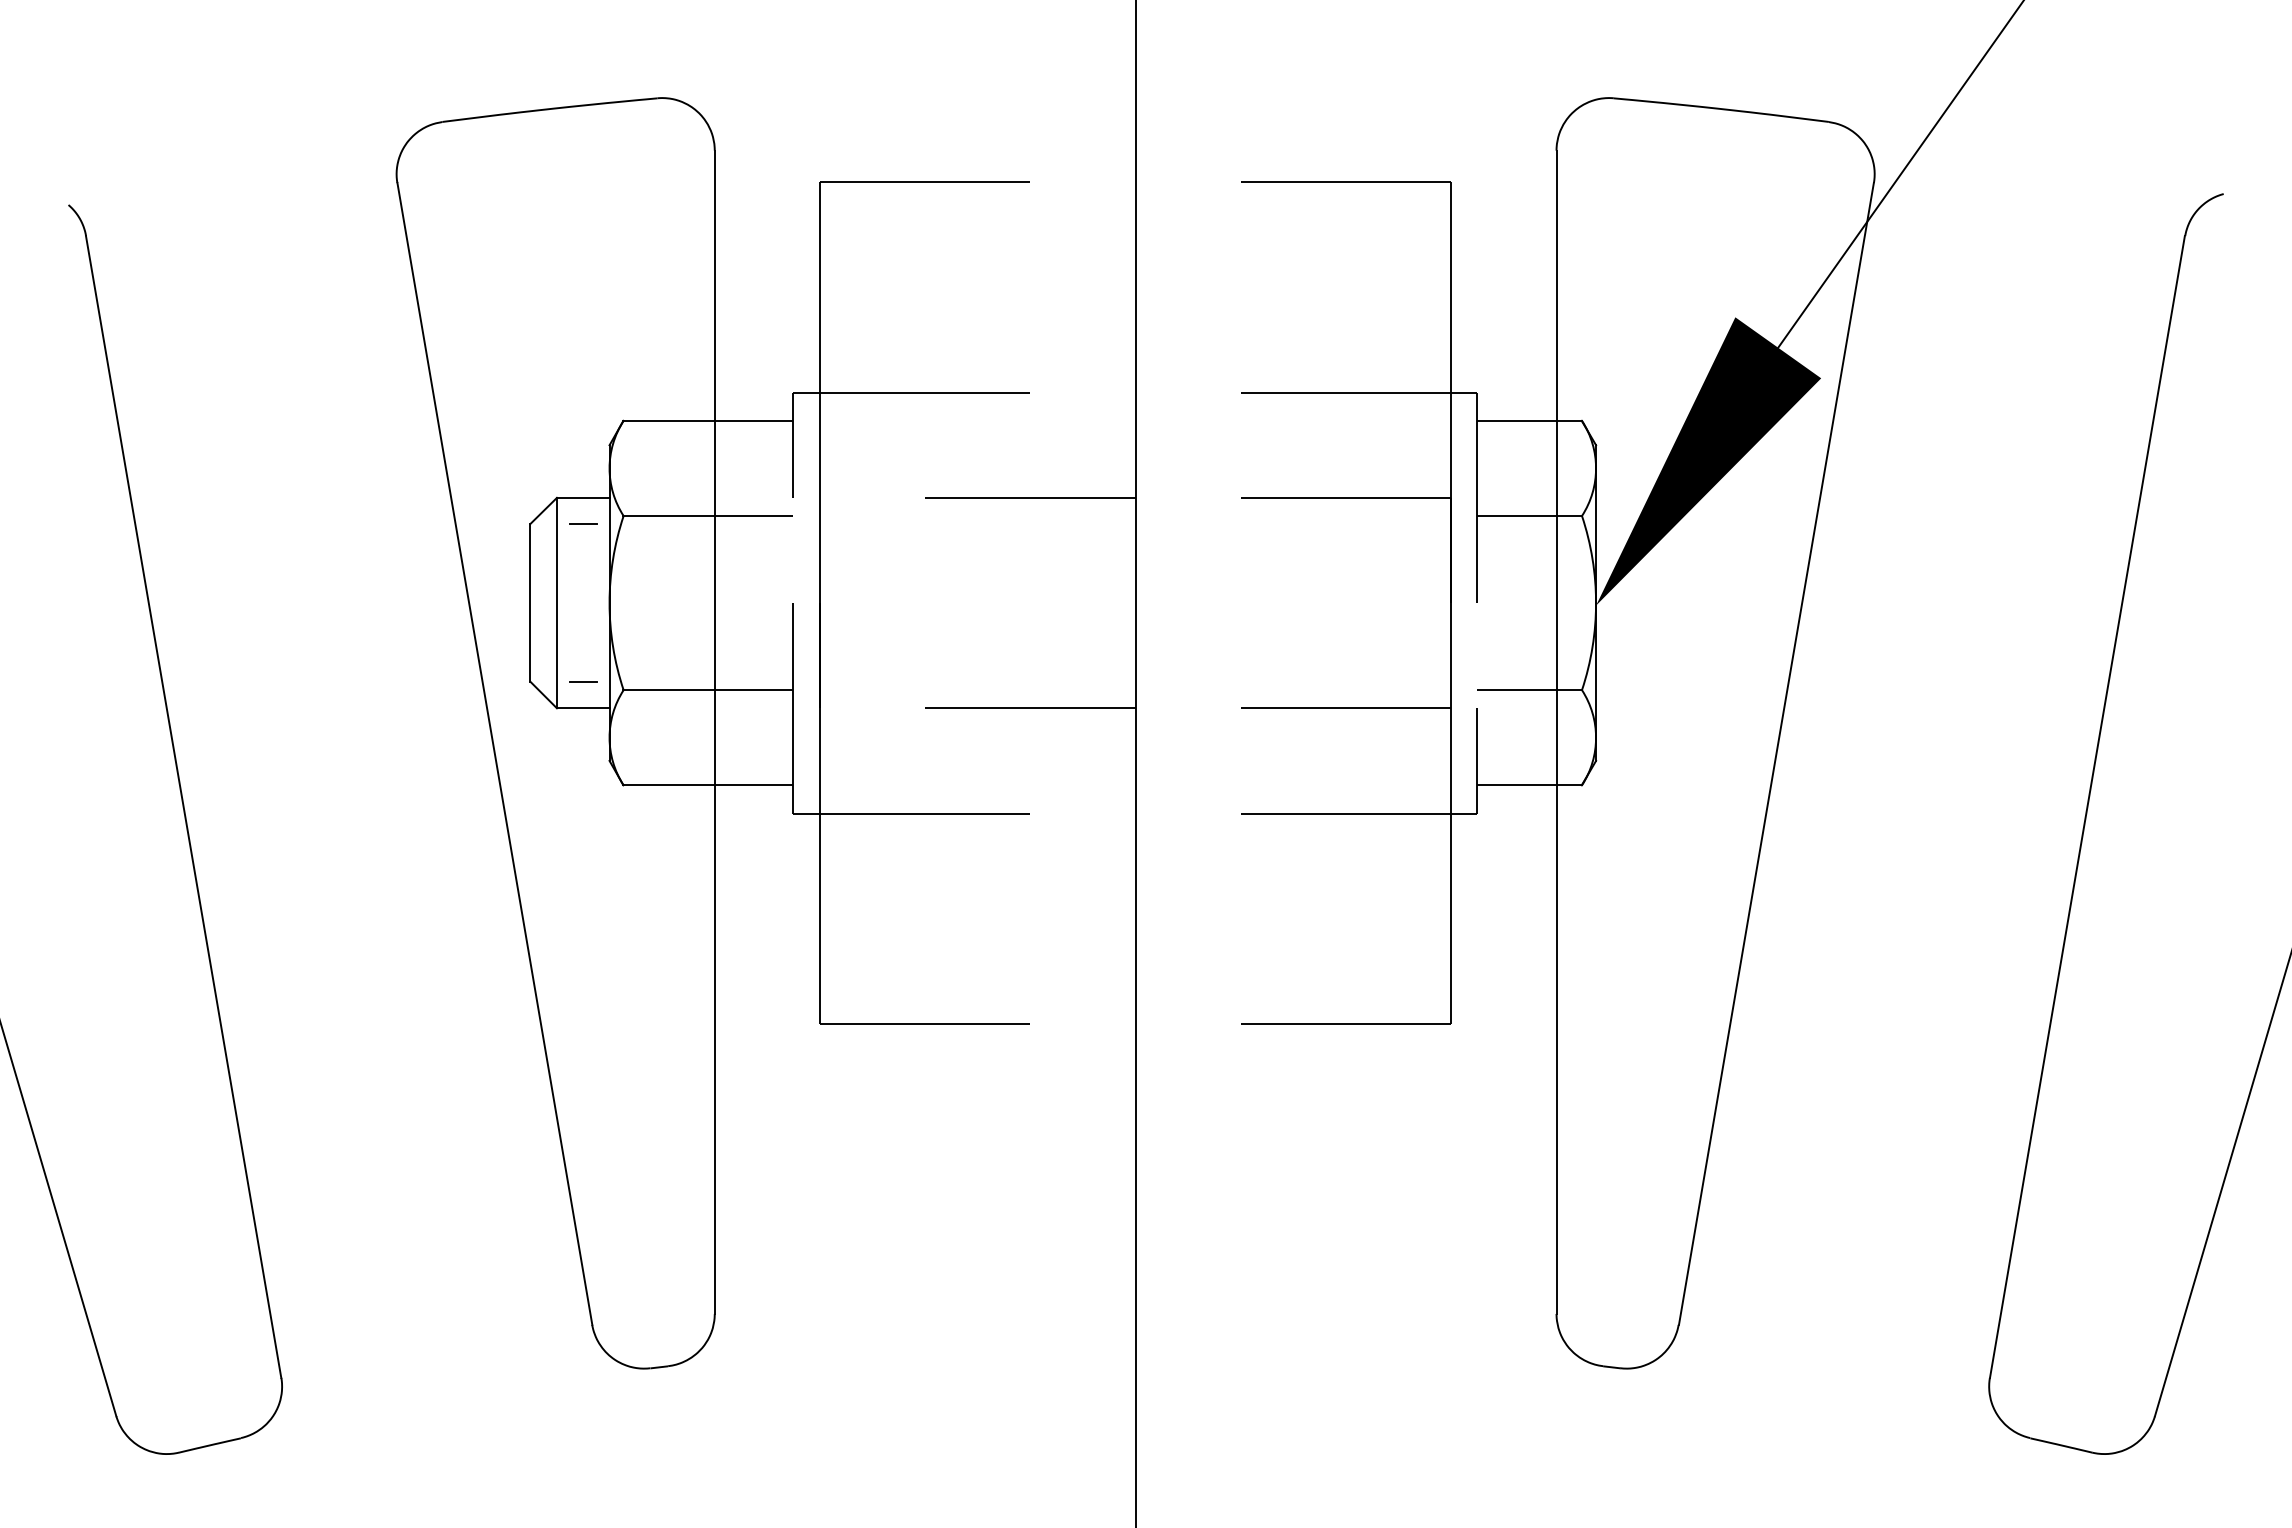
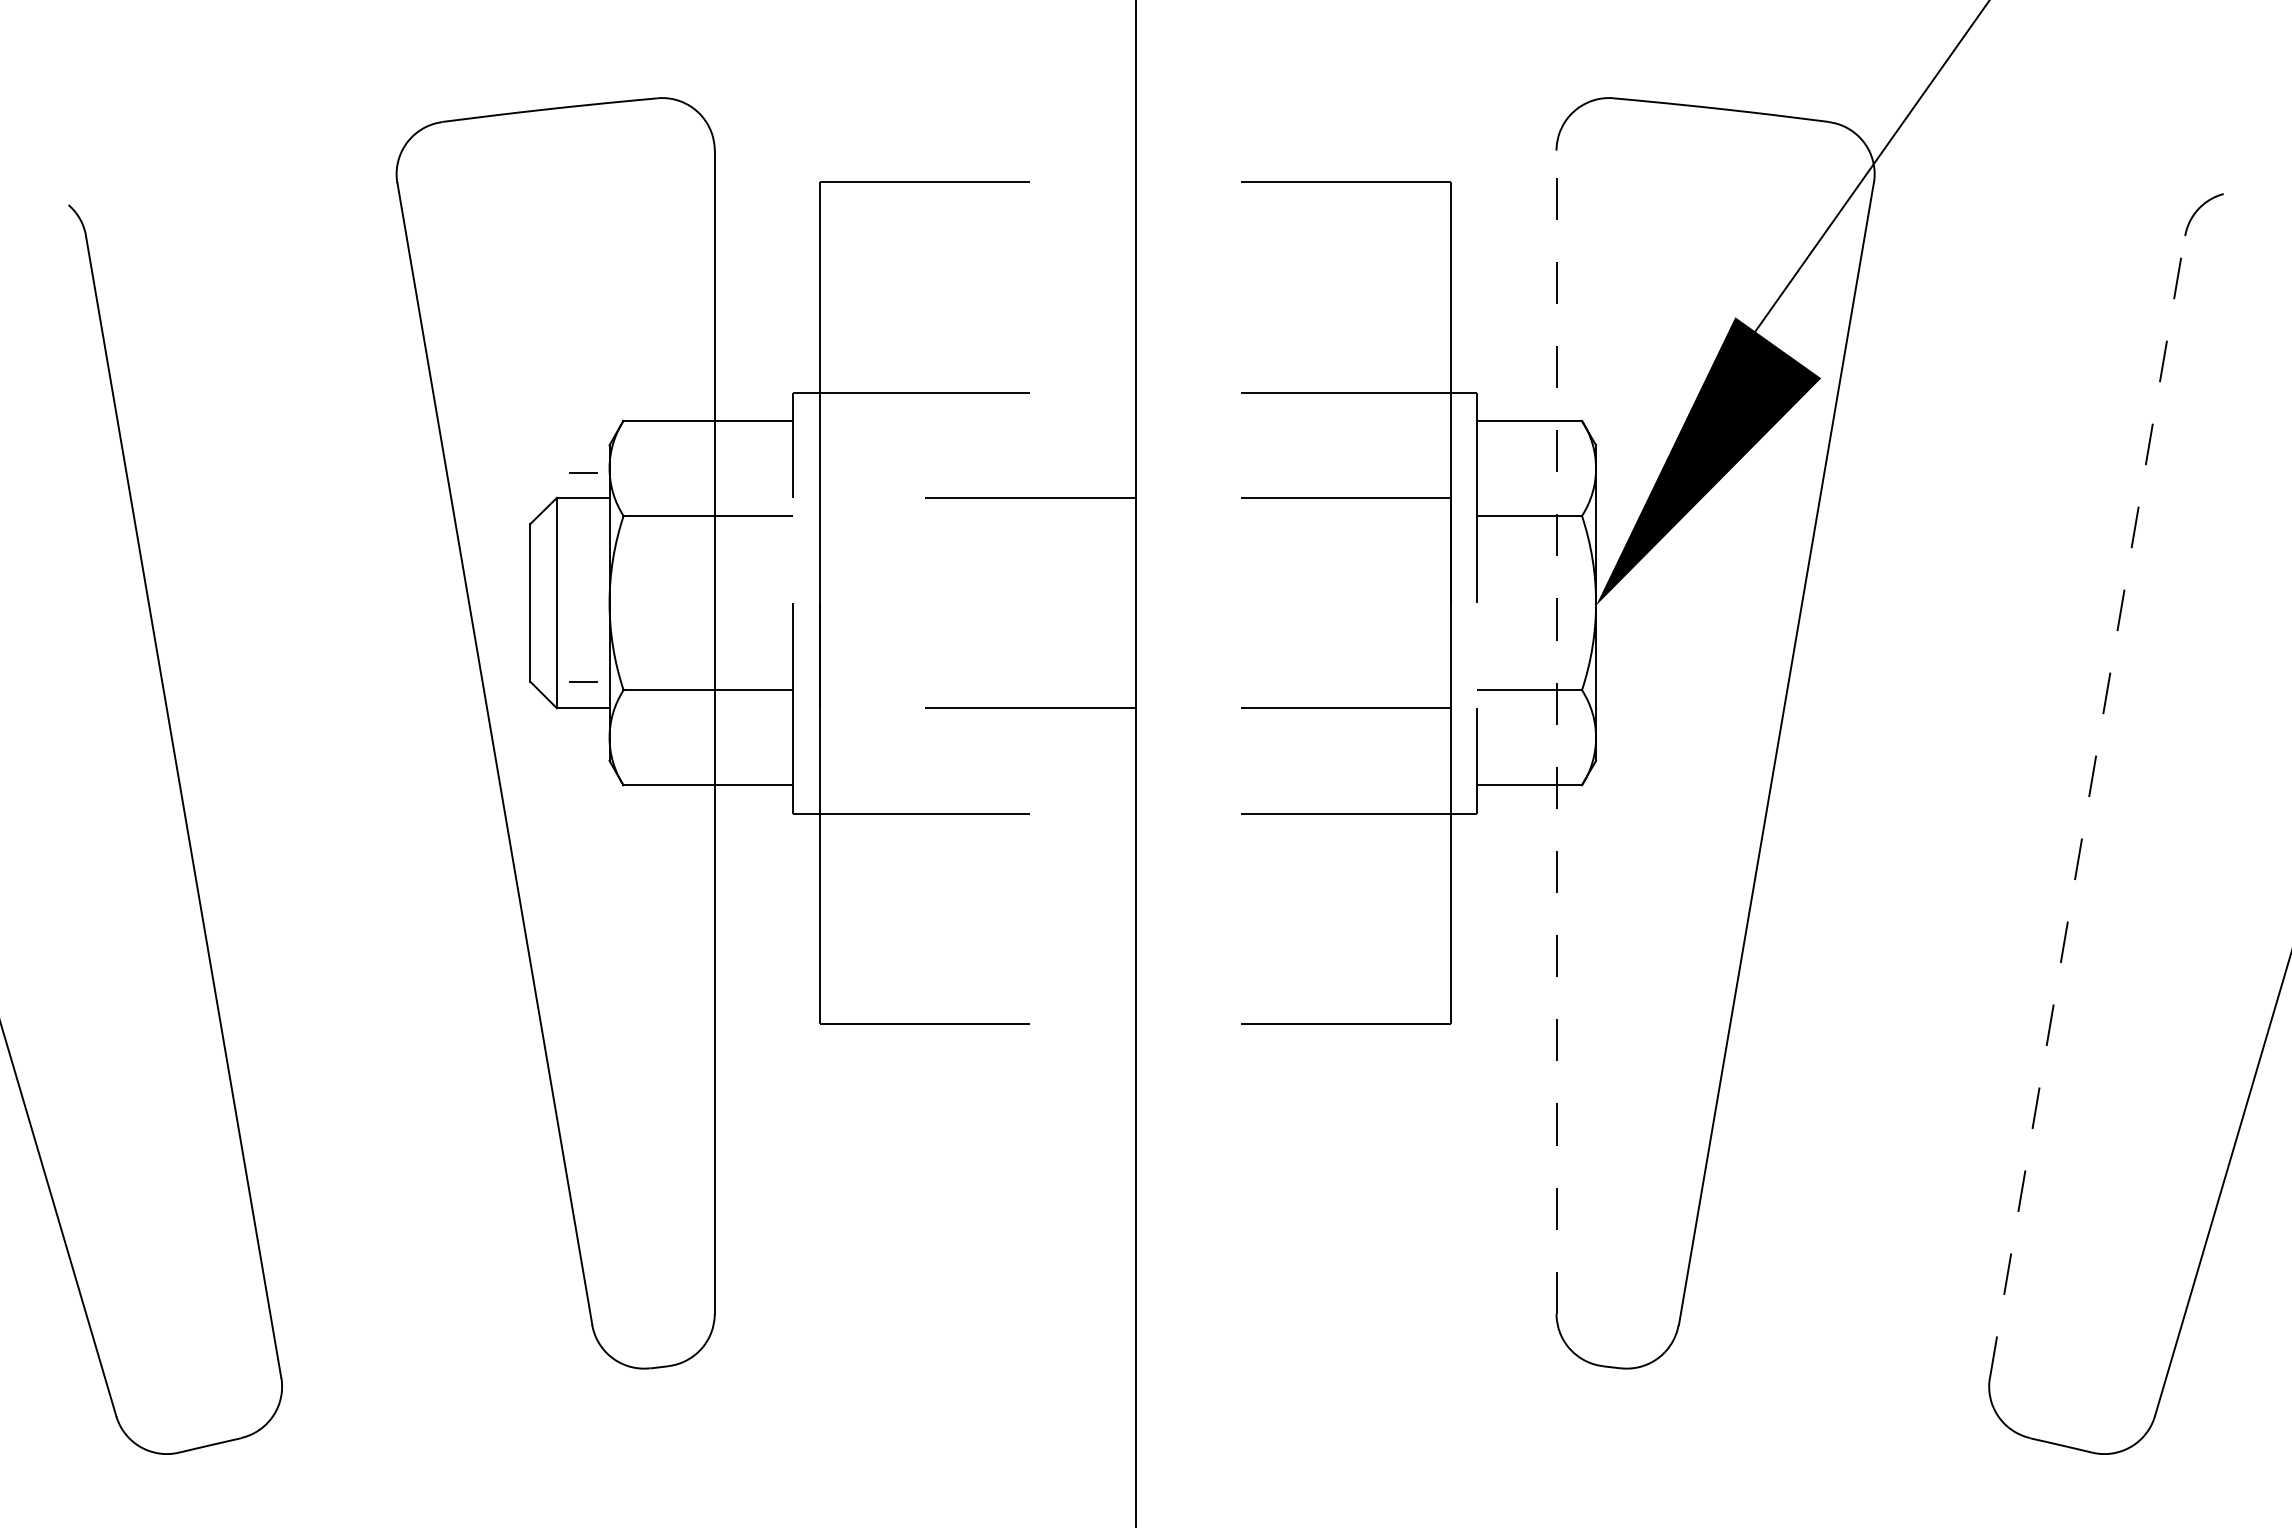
line position: (1900, 174) -> (1871, 166) (1871, 166)
line position: (583, 523) -> (583, 472) (583, 472)
line: solid -> dashed (1556, 732)
line: solid -> dashed (2087, 806)
